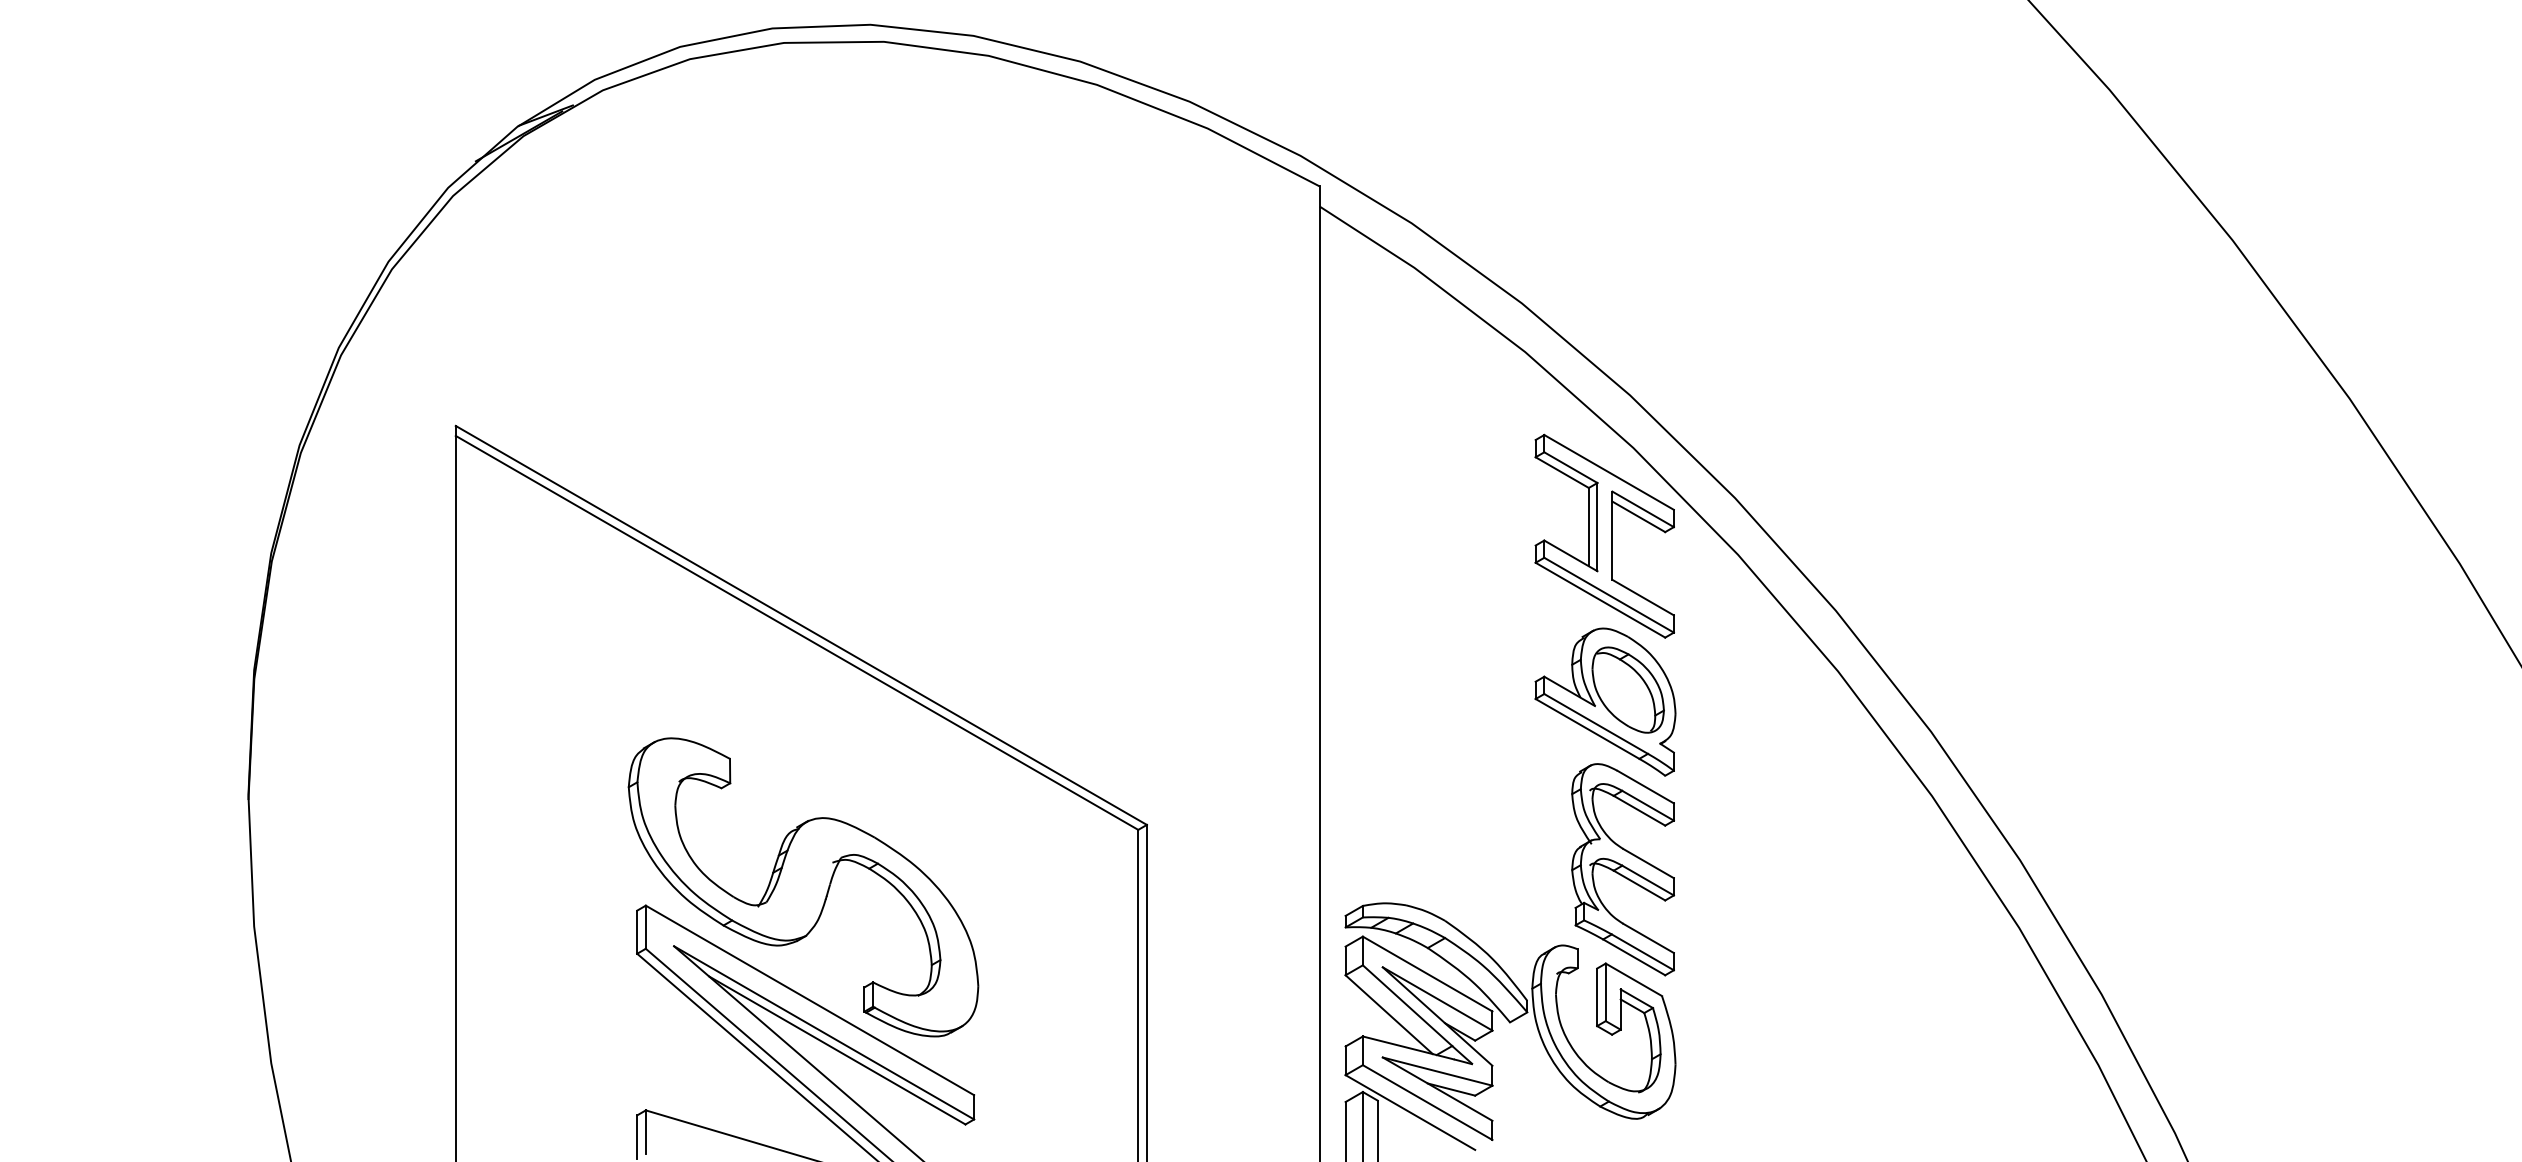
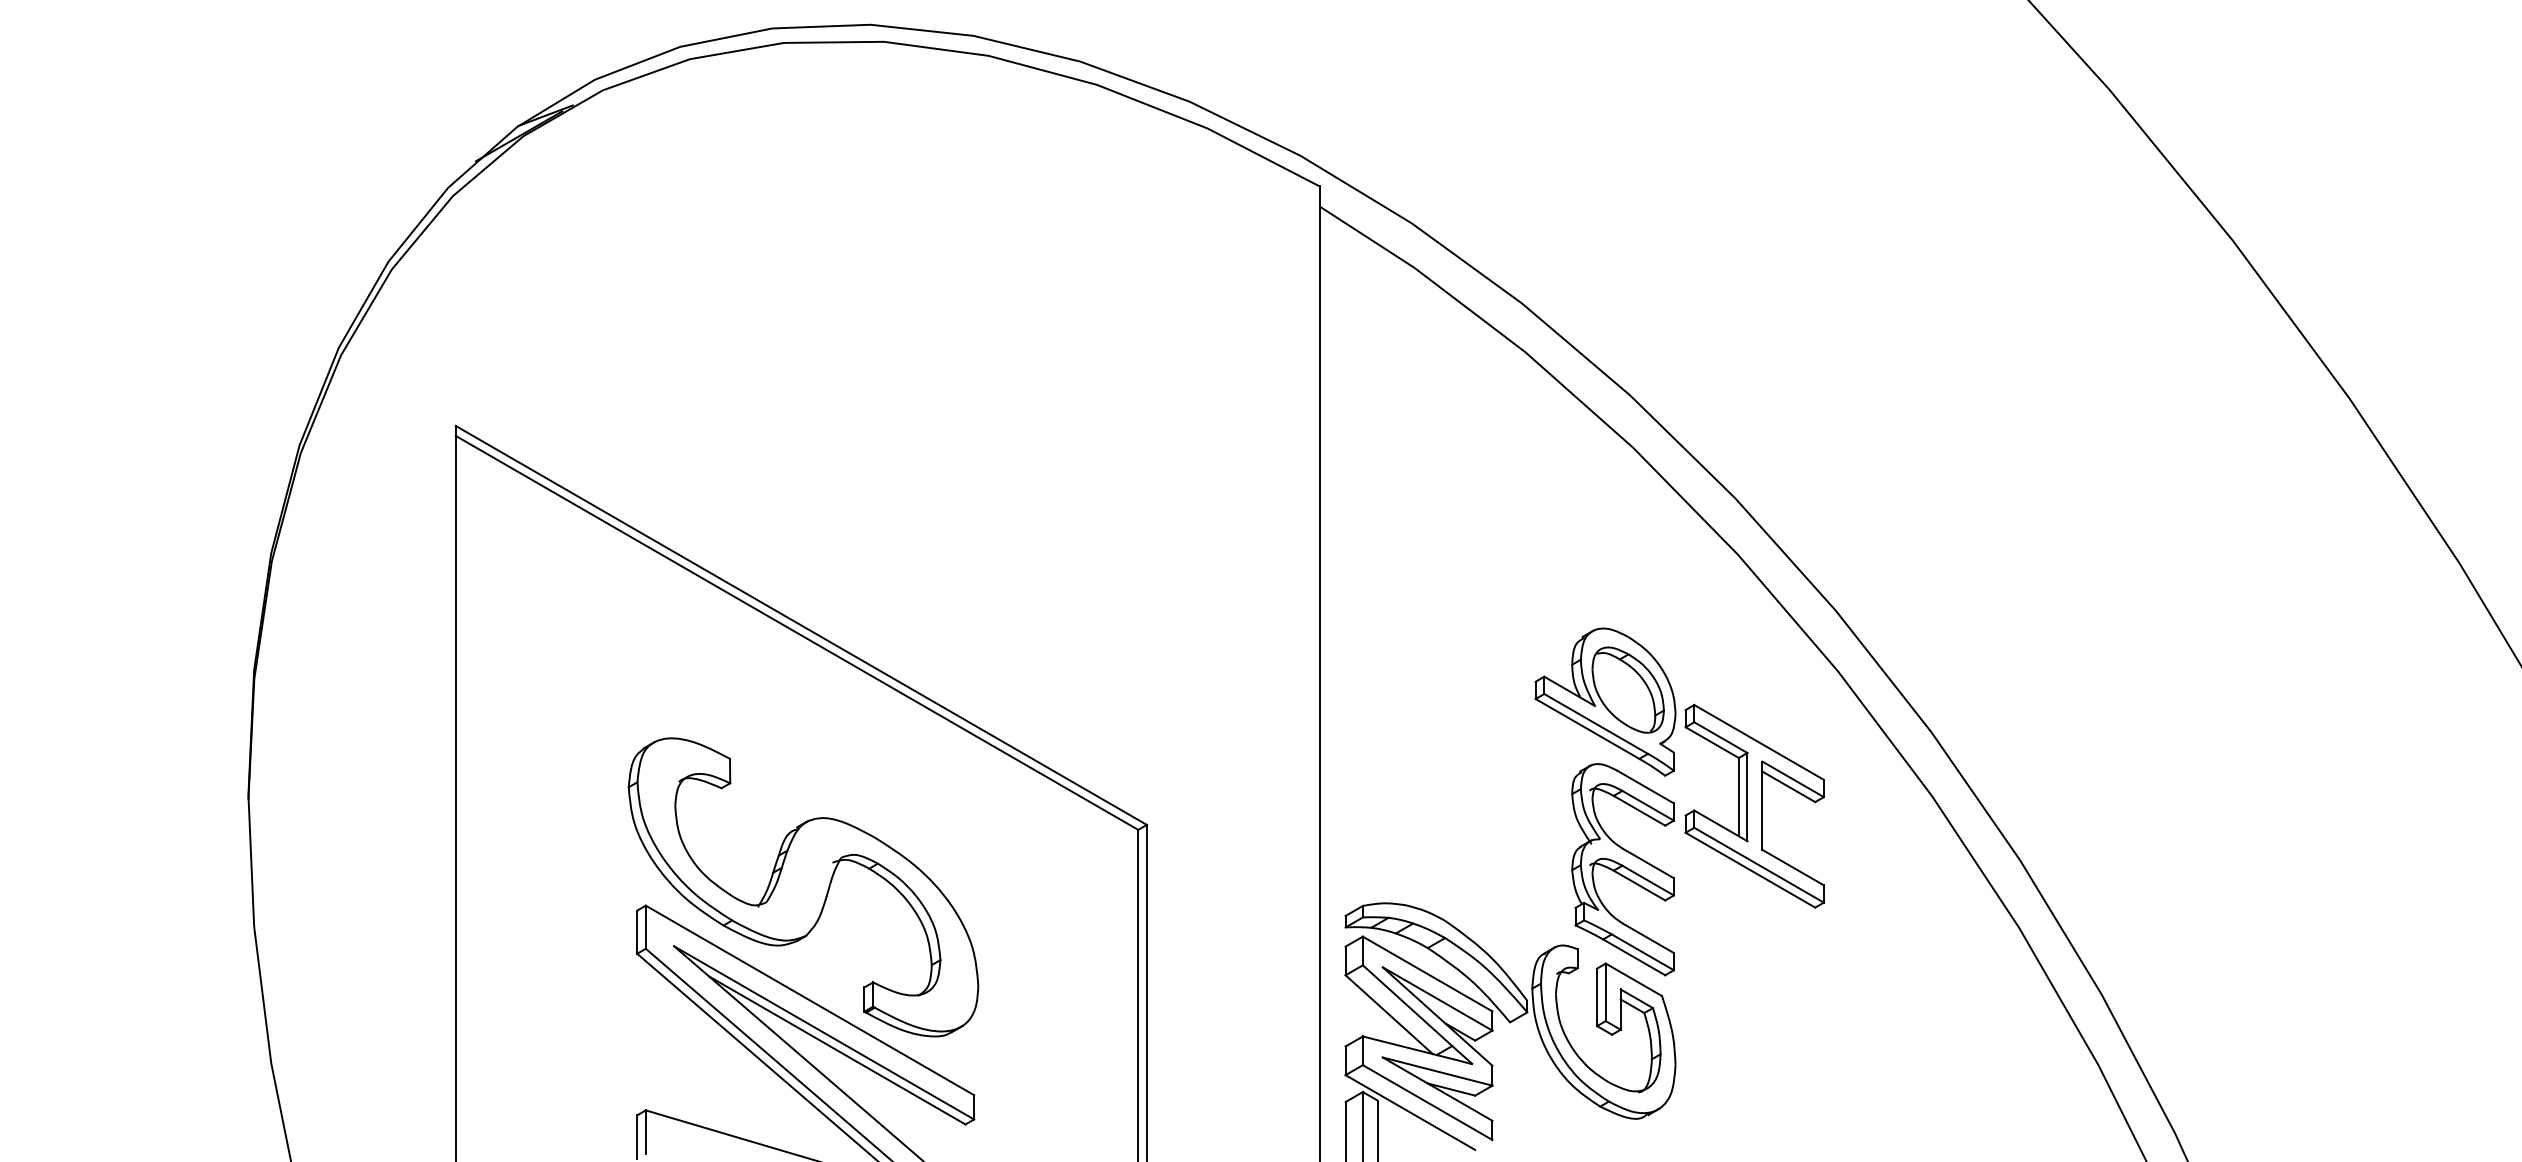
part position: (1604, 535) -> (1754, 805) (1754, 805)
